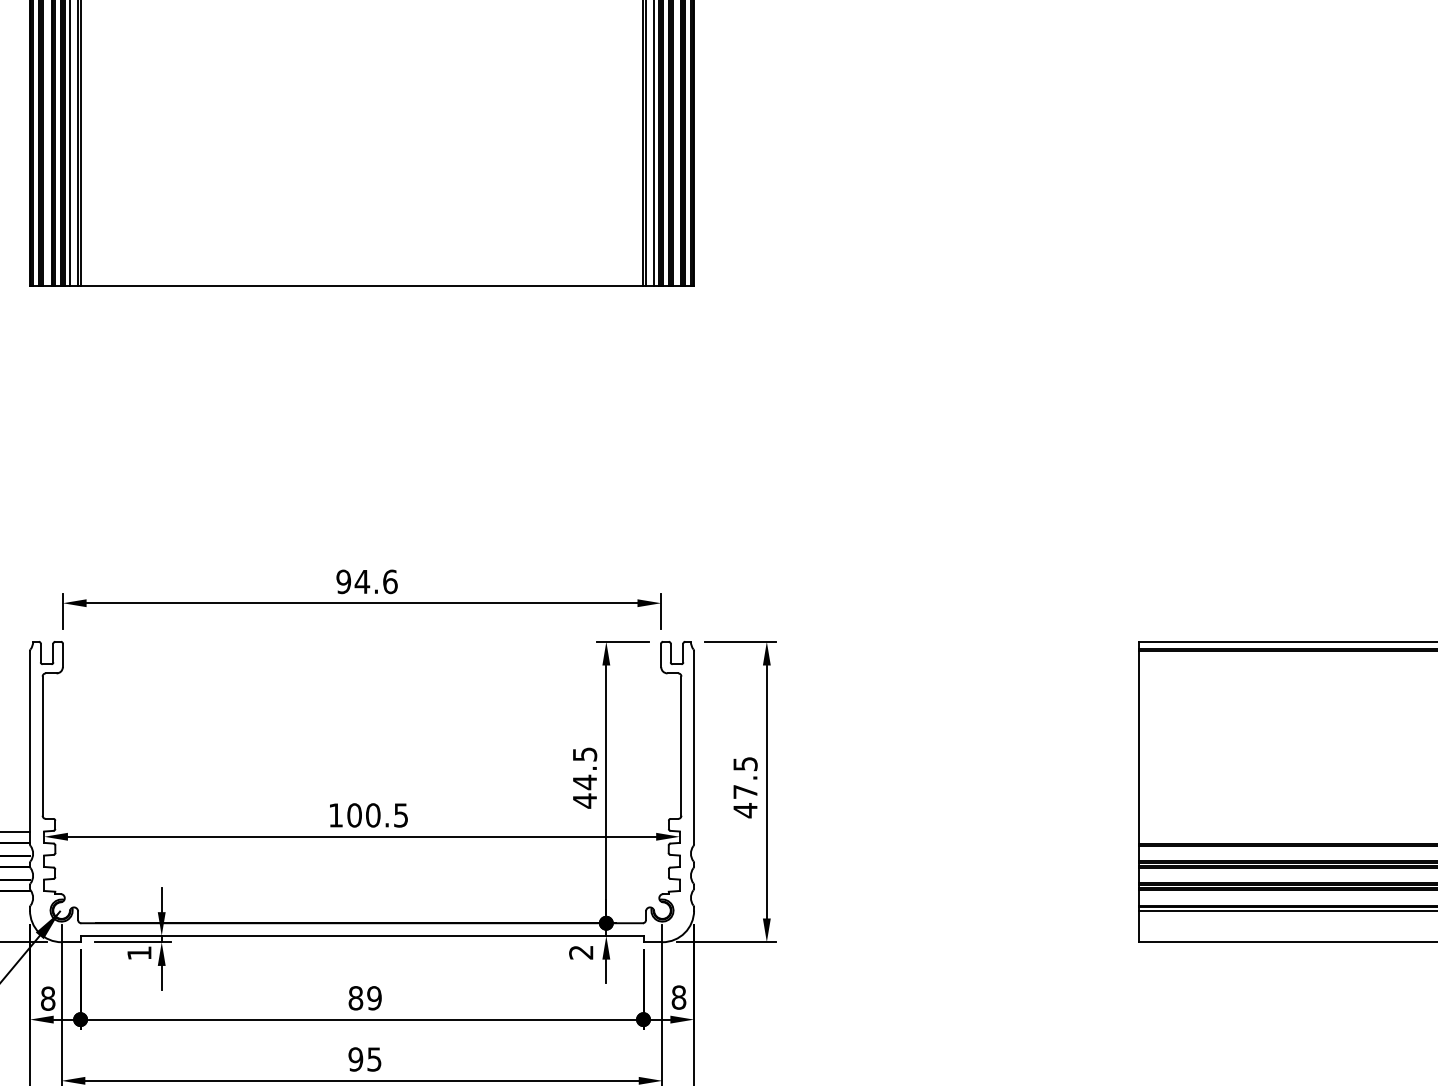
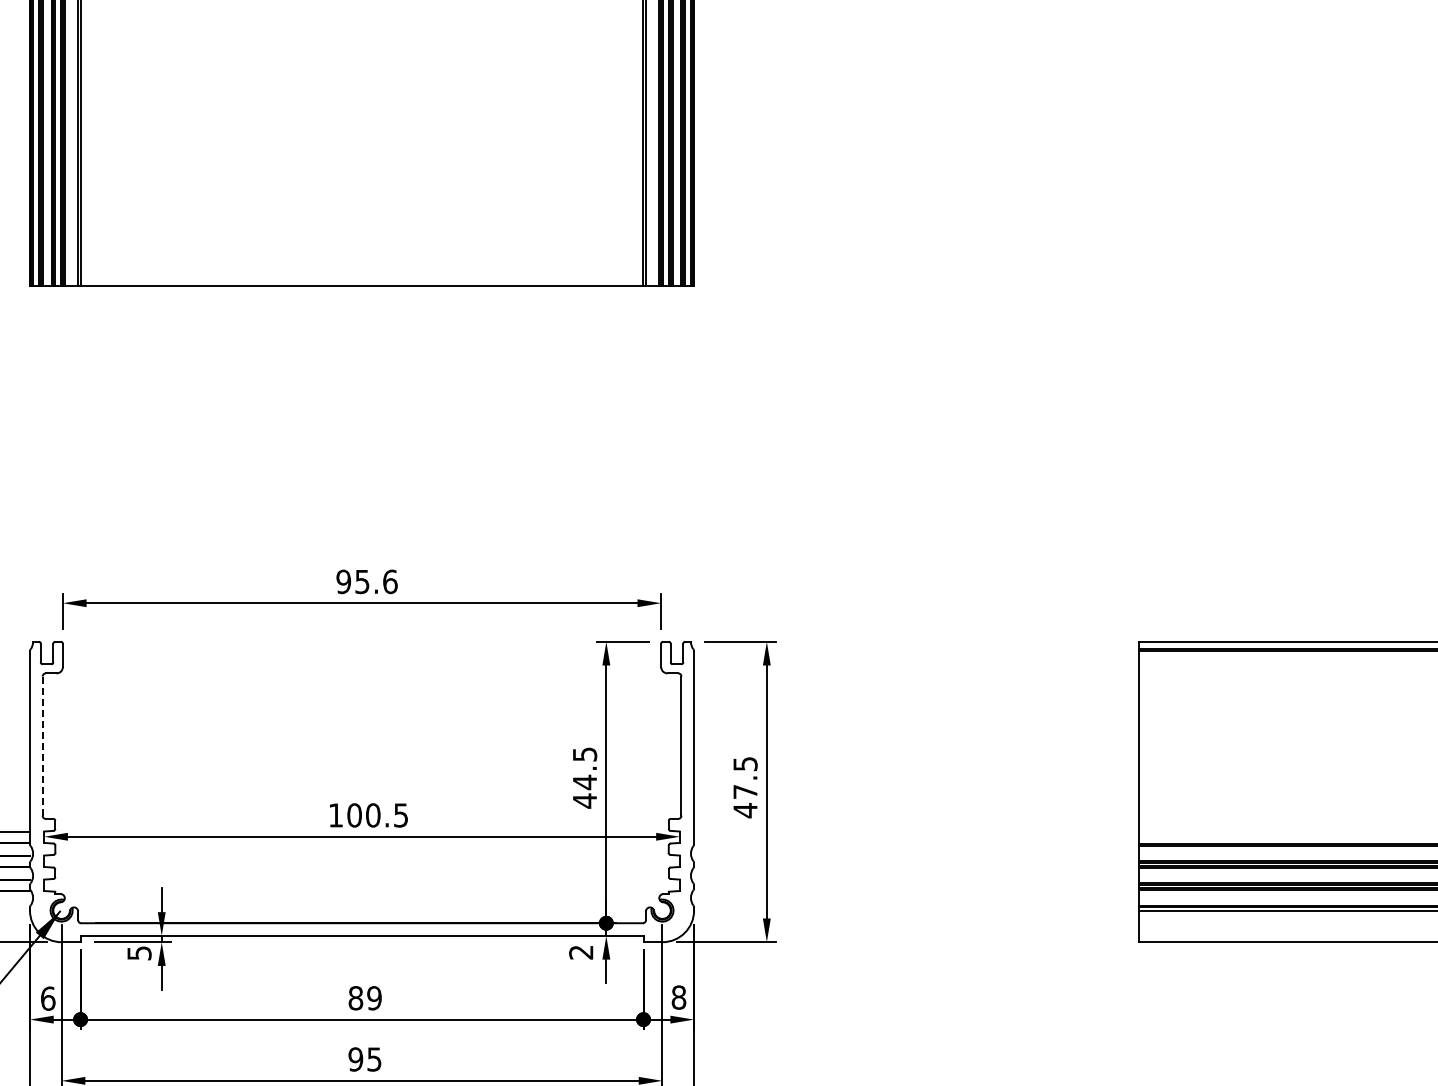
line: present -> none (69, 144)
line: present -> none (654, 144)
text: 94.6 -> 95.6 (362, 582)
line: solid -> dashed (42, 746)
text: 1 -> 5 (139, 953)
text: 8 -> 6 (48, 998)
